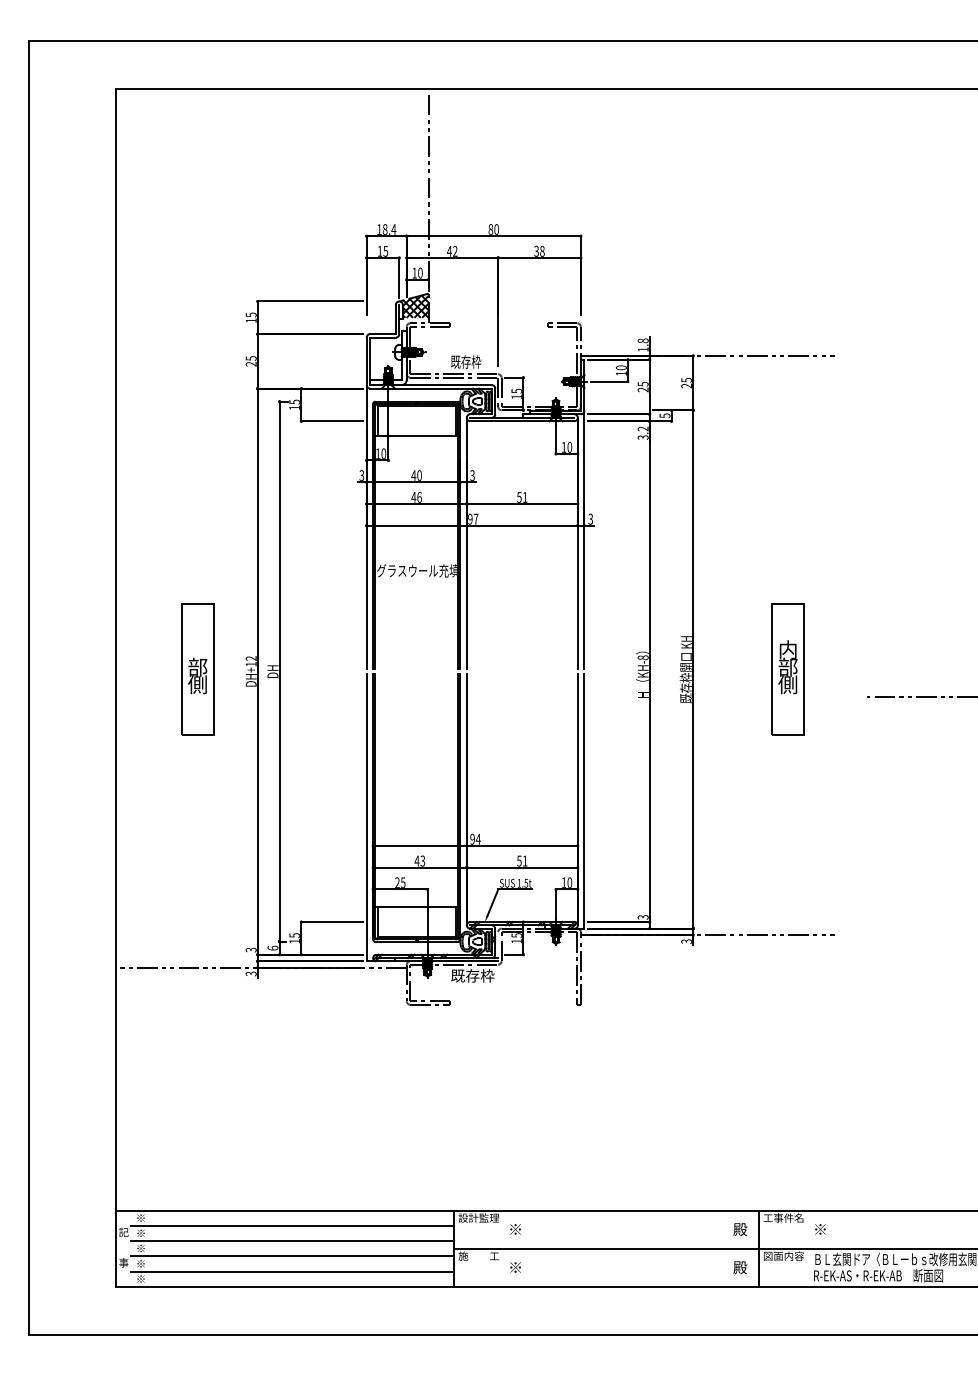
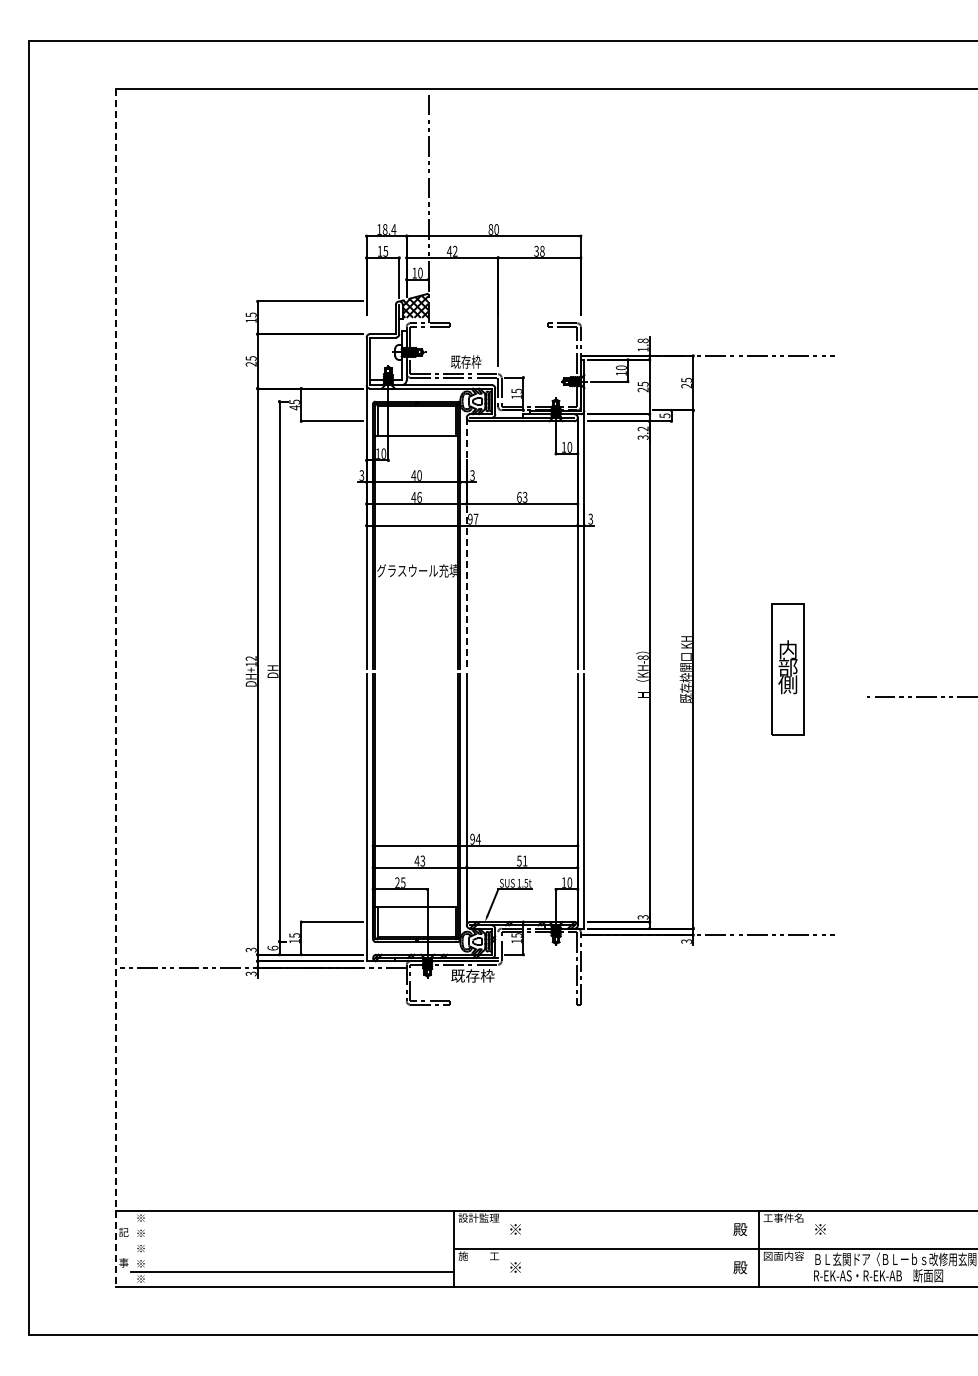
text: 15 -> 45 (294, 407)
text: 51 -> 63 (522, 496)
line: solid -> dashed (466, 543)
part: present -> none (197, 669)
line: solid -> dashed (116, 688)
line: present -> none (292, 1225)
line: present -> none (292, 1241)
line: present -> none (292, 1256)
